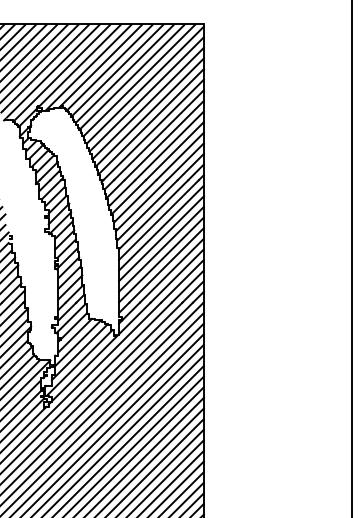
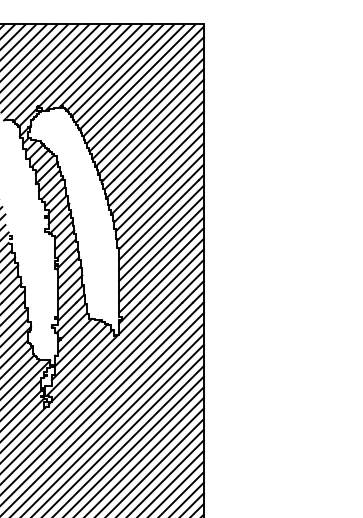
line: present -> none (352, 258)
